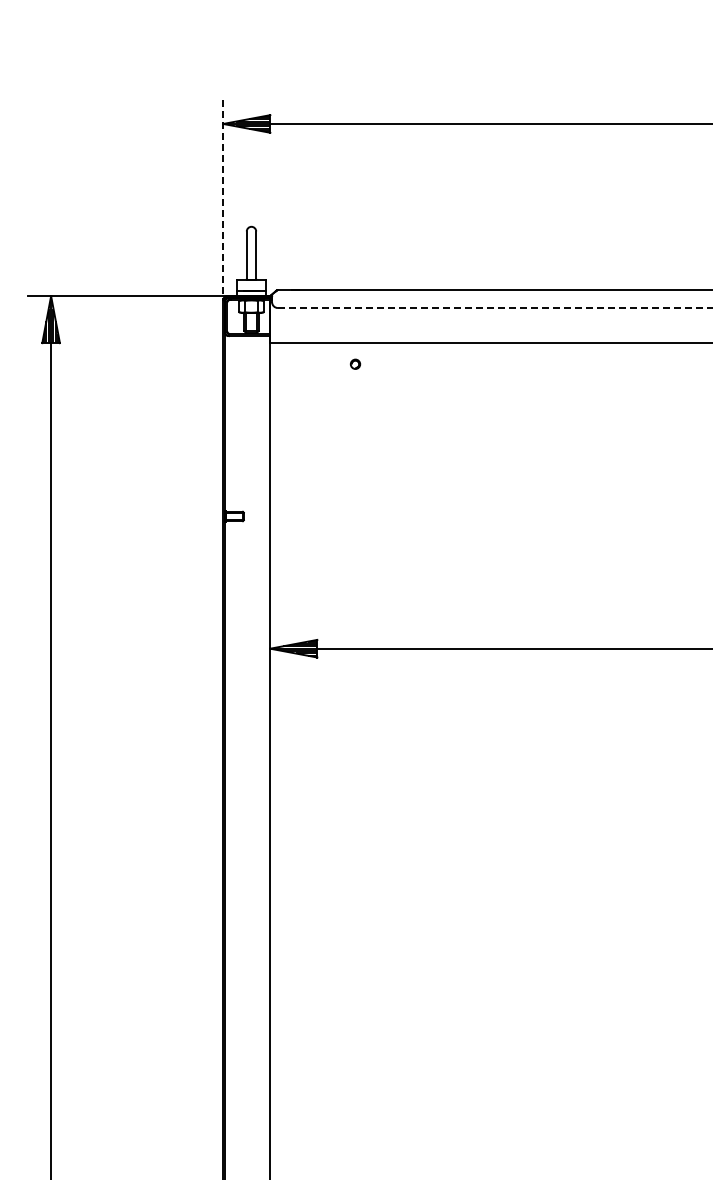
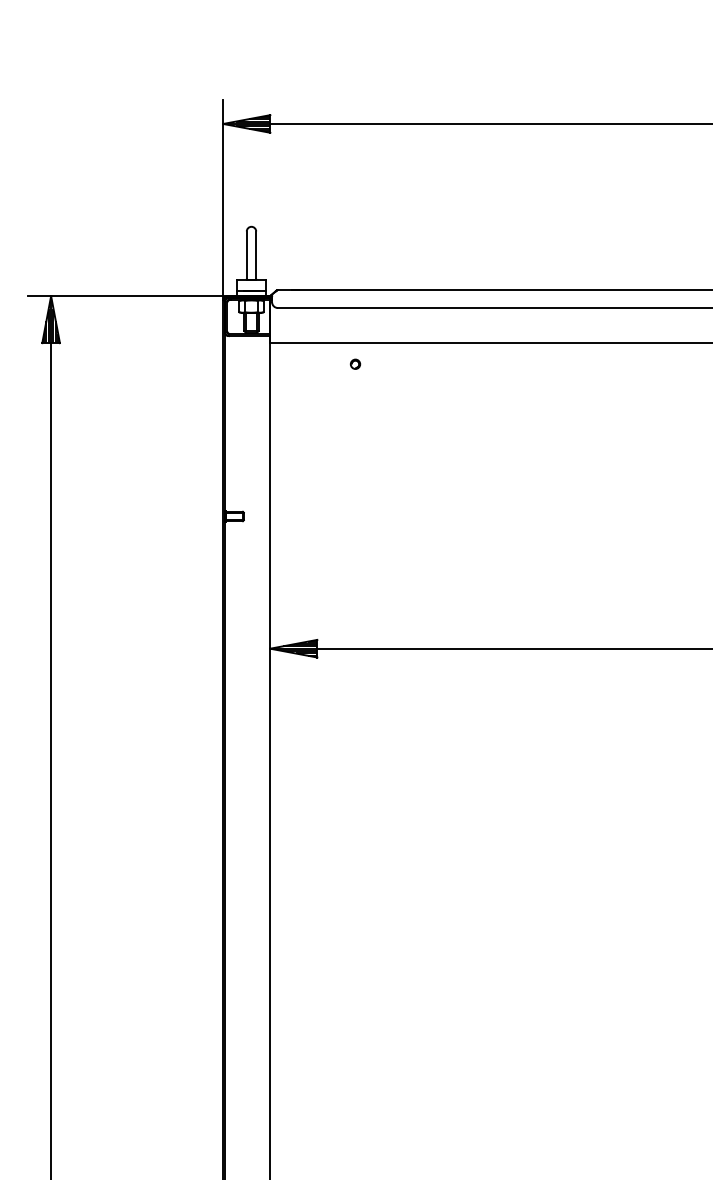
line: dashed -> solid (223, 200)
line: dashed -> solid (495, 308)
